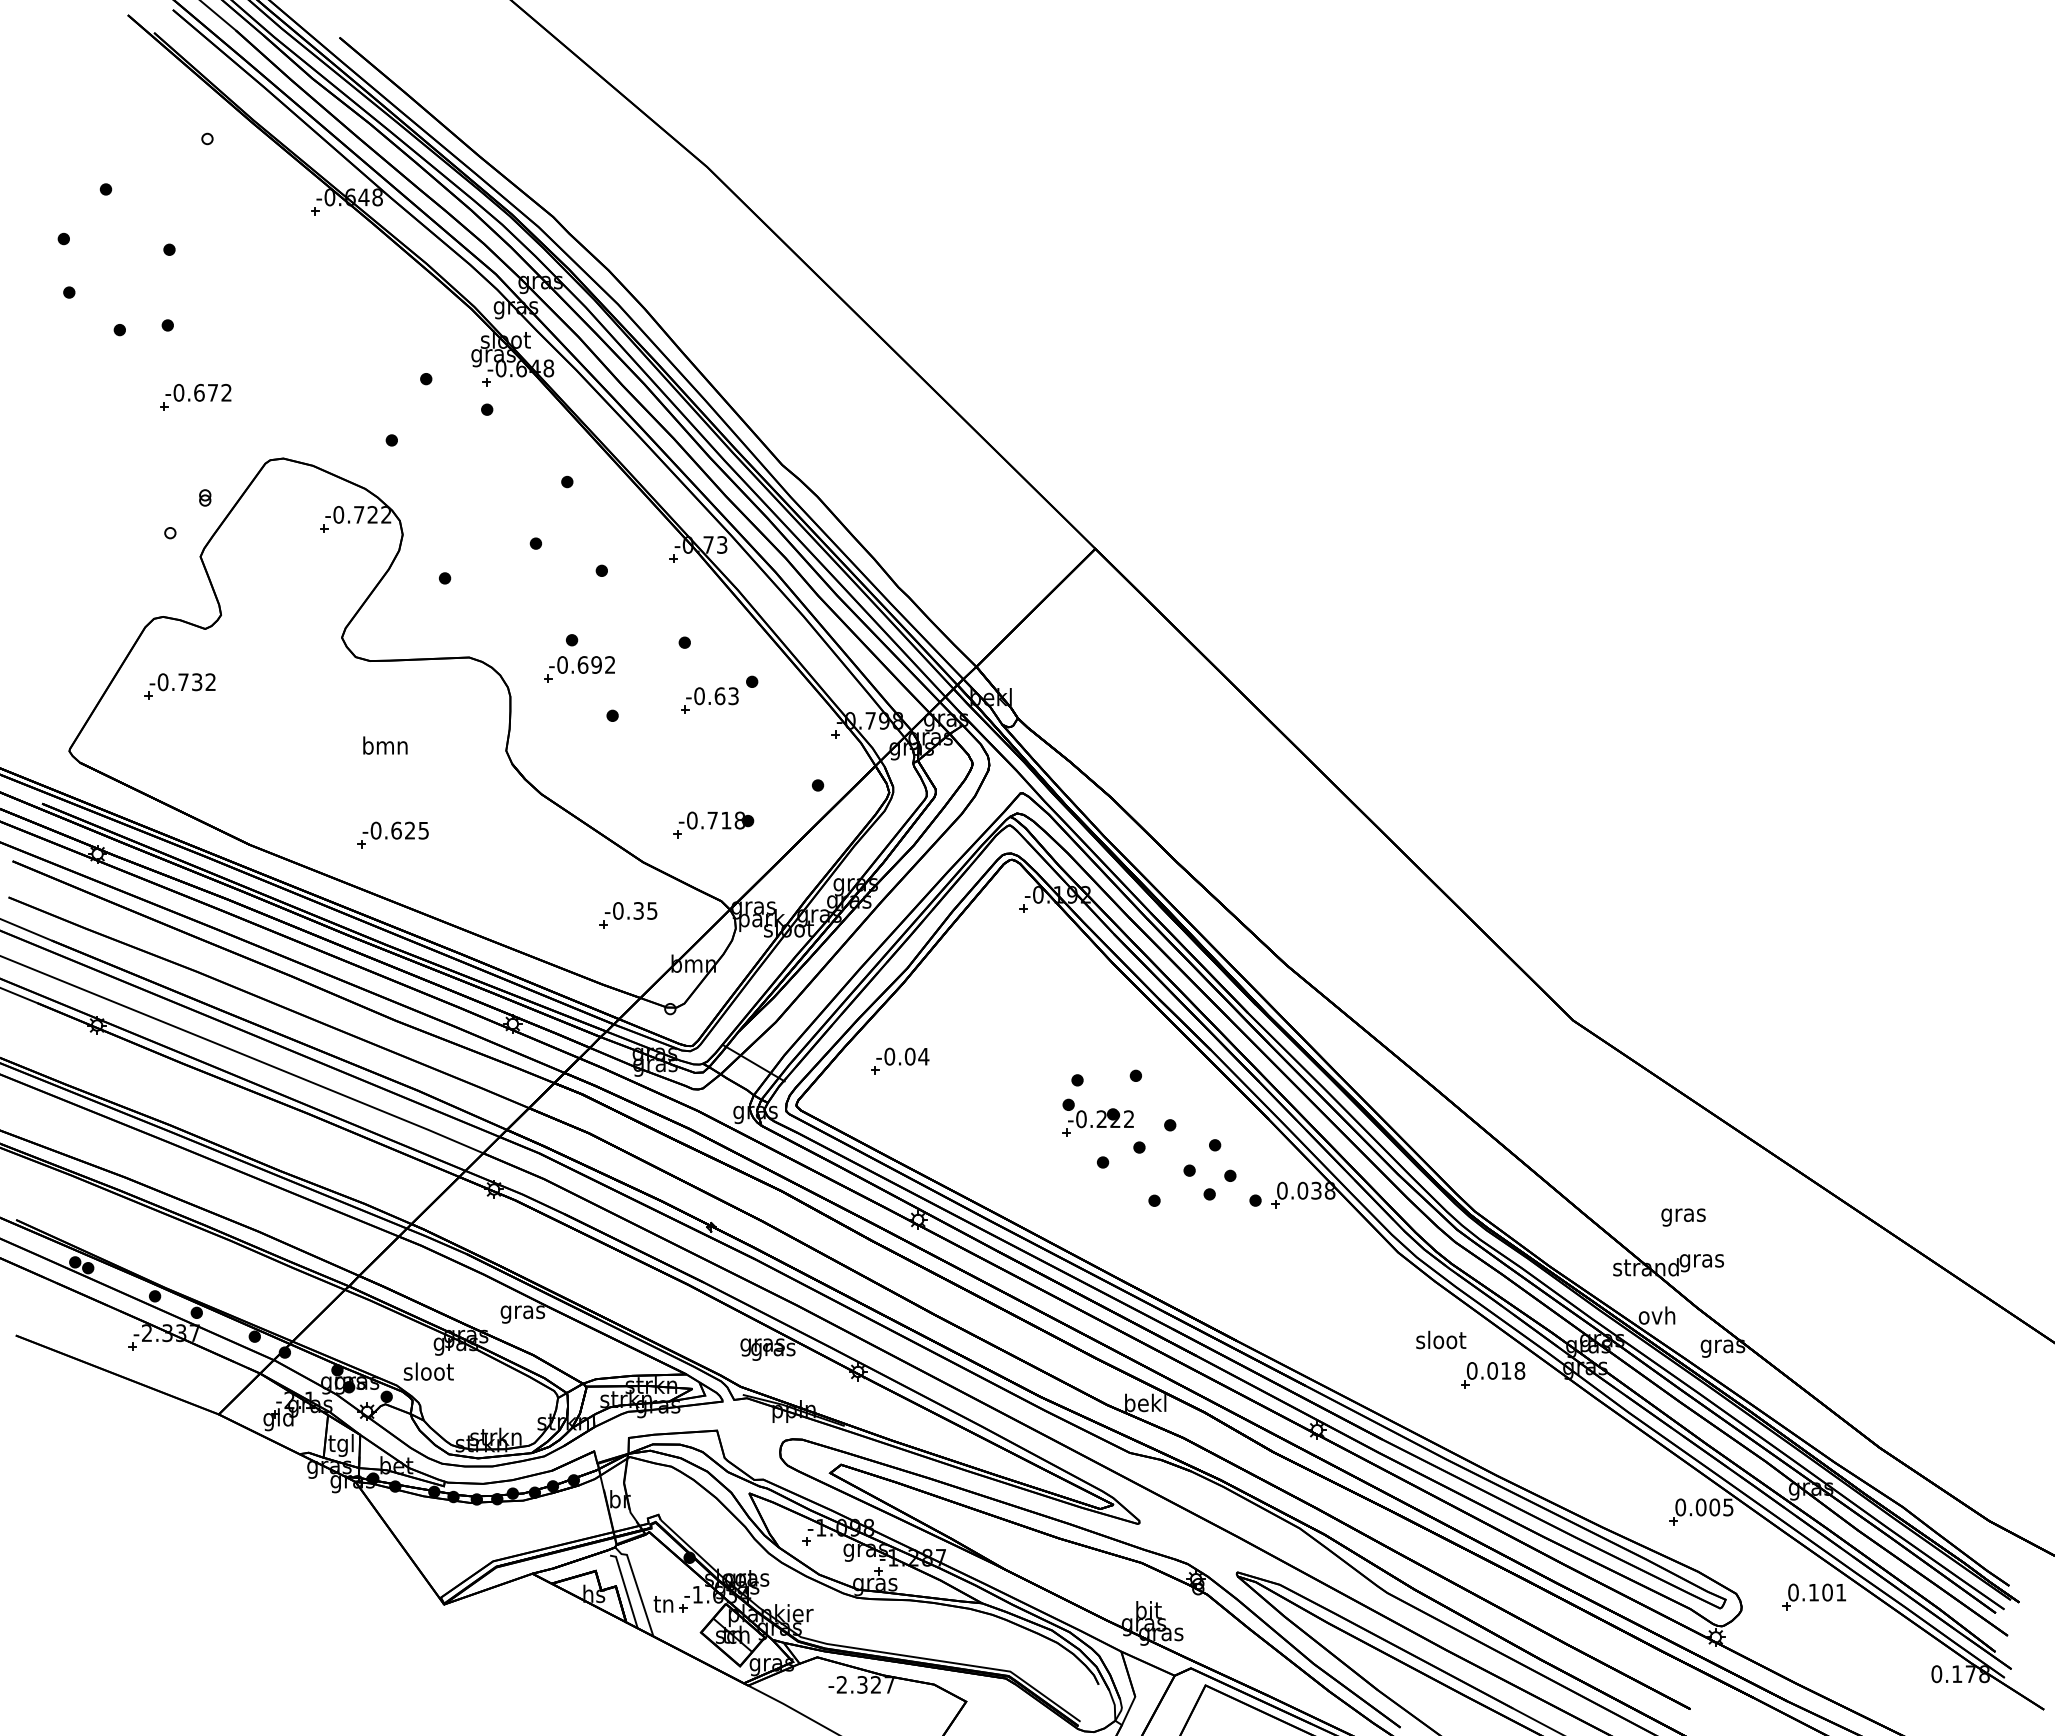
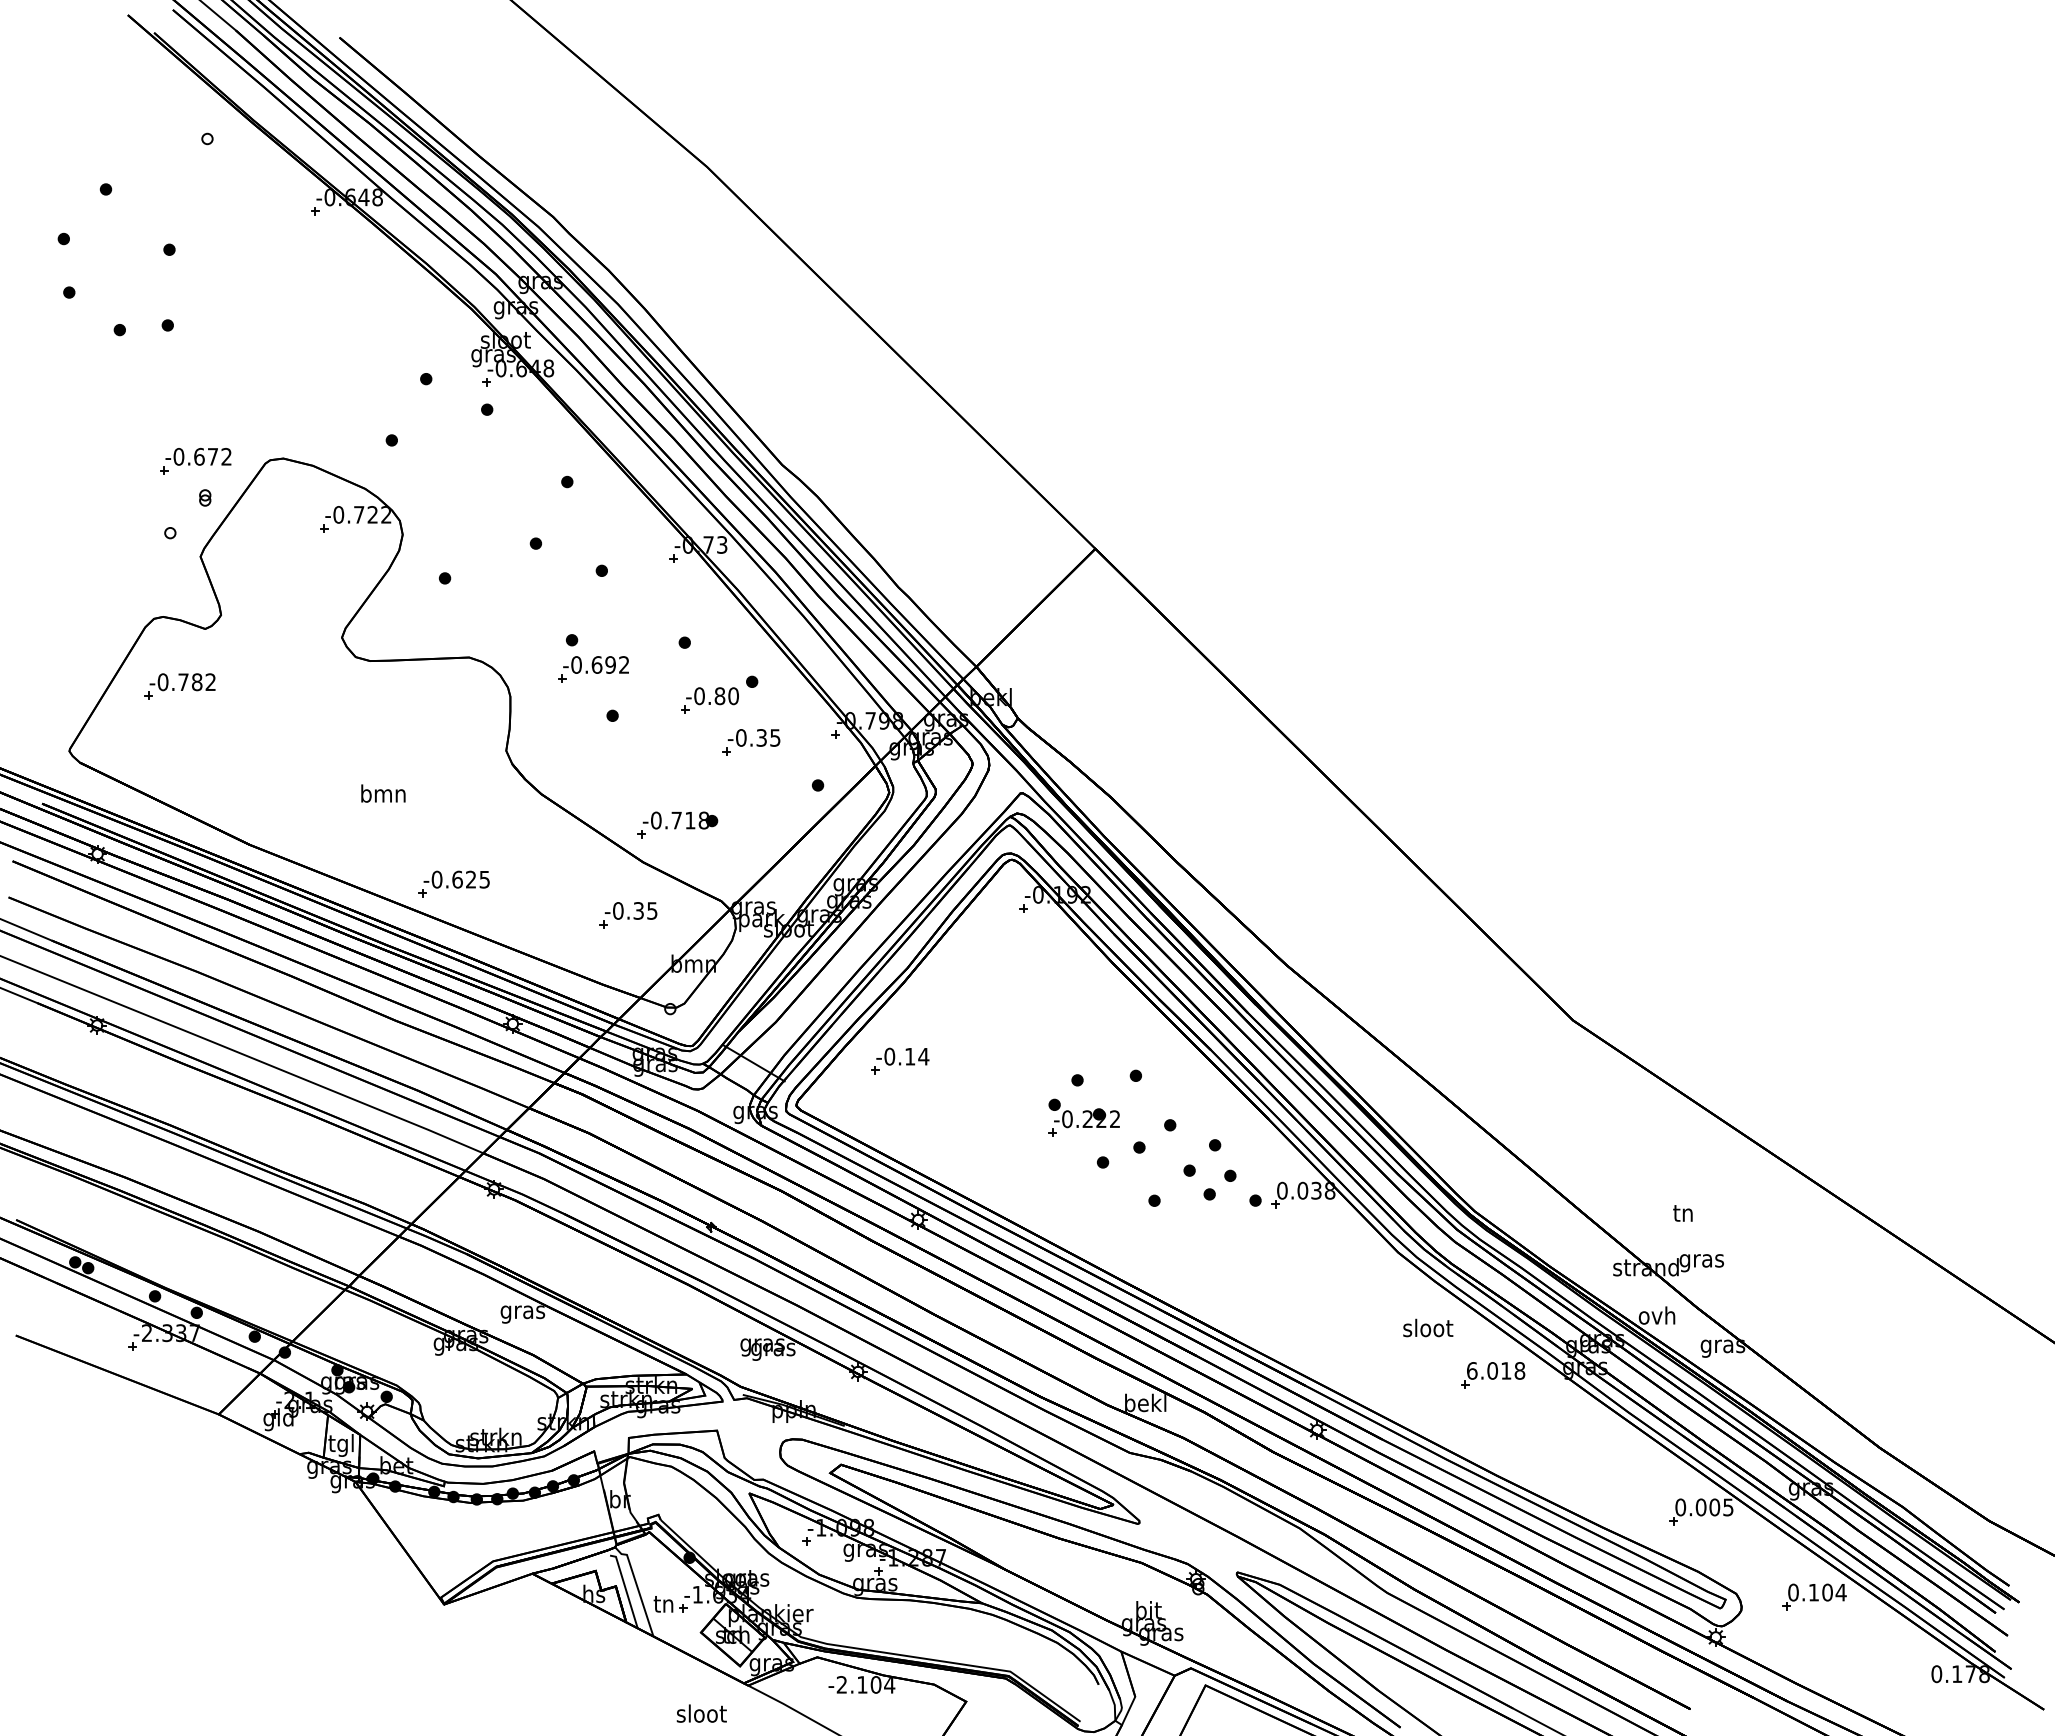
part position: (195, 397) -> (195, 461) (195, 461)
part position: (579, 669) -> (593, 669) (593, 669)
text: -0.732 -> -0.782 (197, 682)
text: -0.63 -> -0.80 (726, 696)
part: none -> present (751, 742)
text position: (385, 745) -> (383, 793) (383, 793)
part position: (713, 824) -> (677, 824) (677, 824)
part position: (392, 834) -> (453, 883) (453, 883)
text: -0.04 -> -0.14 (909, 1056)
part position: (1097, 1117) -> (1083, 1117) (1083, 1117)
text: gras -> tn (1683, 1215)
text position: (1441, 1339) -> (1428, 1327) (1428, 1327)
text: 0.018 -> 6.018 (1472, 1370)
text position: (428, 1371) -> (701, 1713) (701, 1713)
text: 0.101 -> 0.104 (1840, 1592)
text: -2.327 -> -2.104 (876, 1684)
